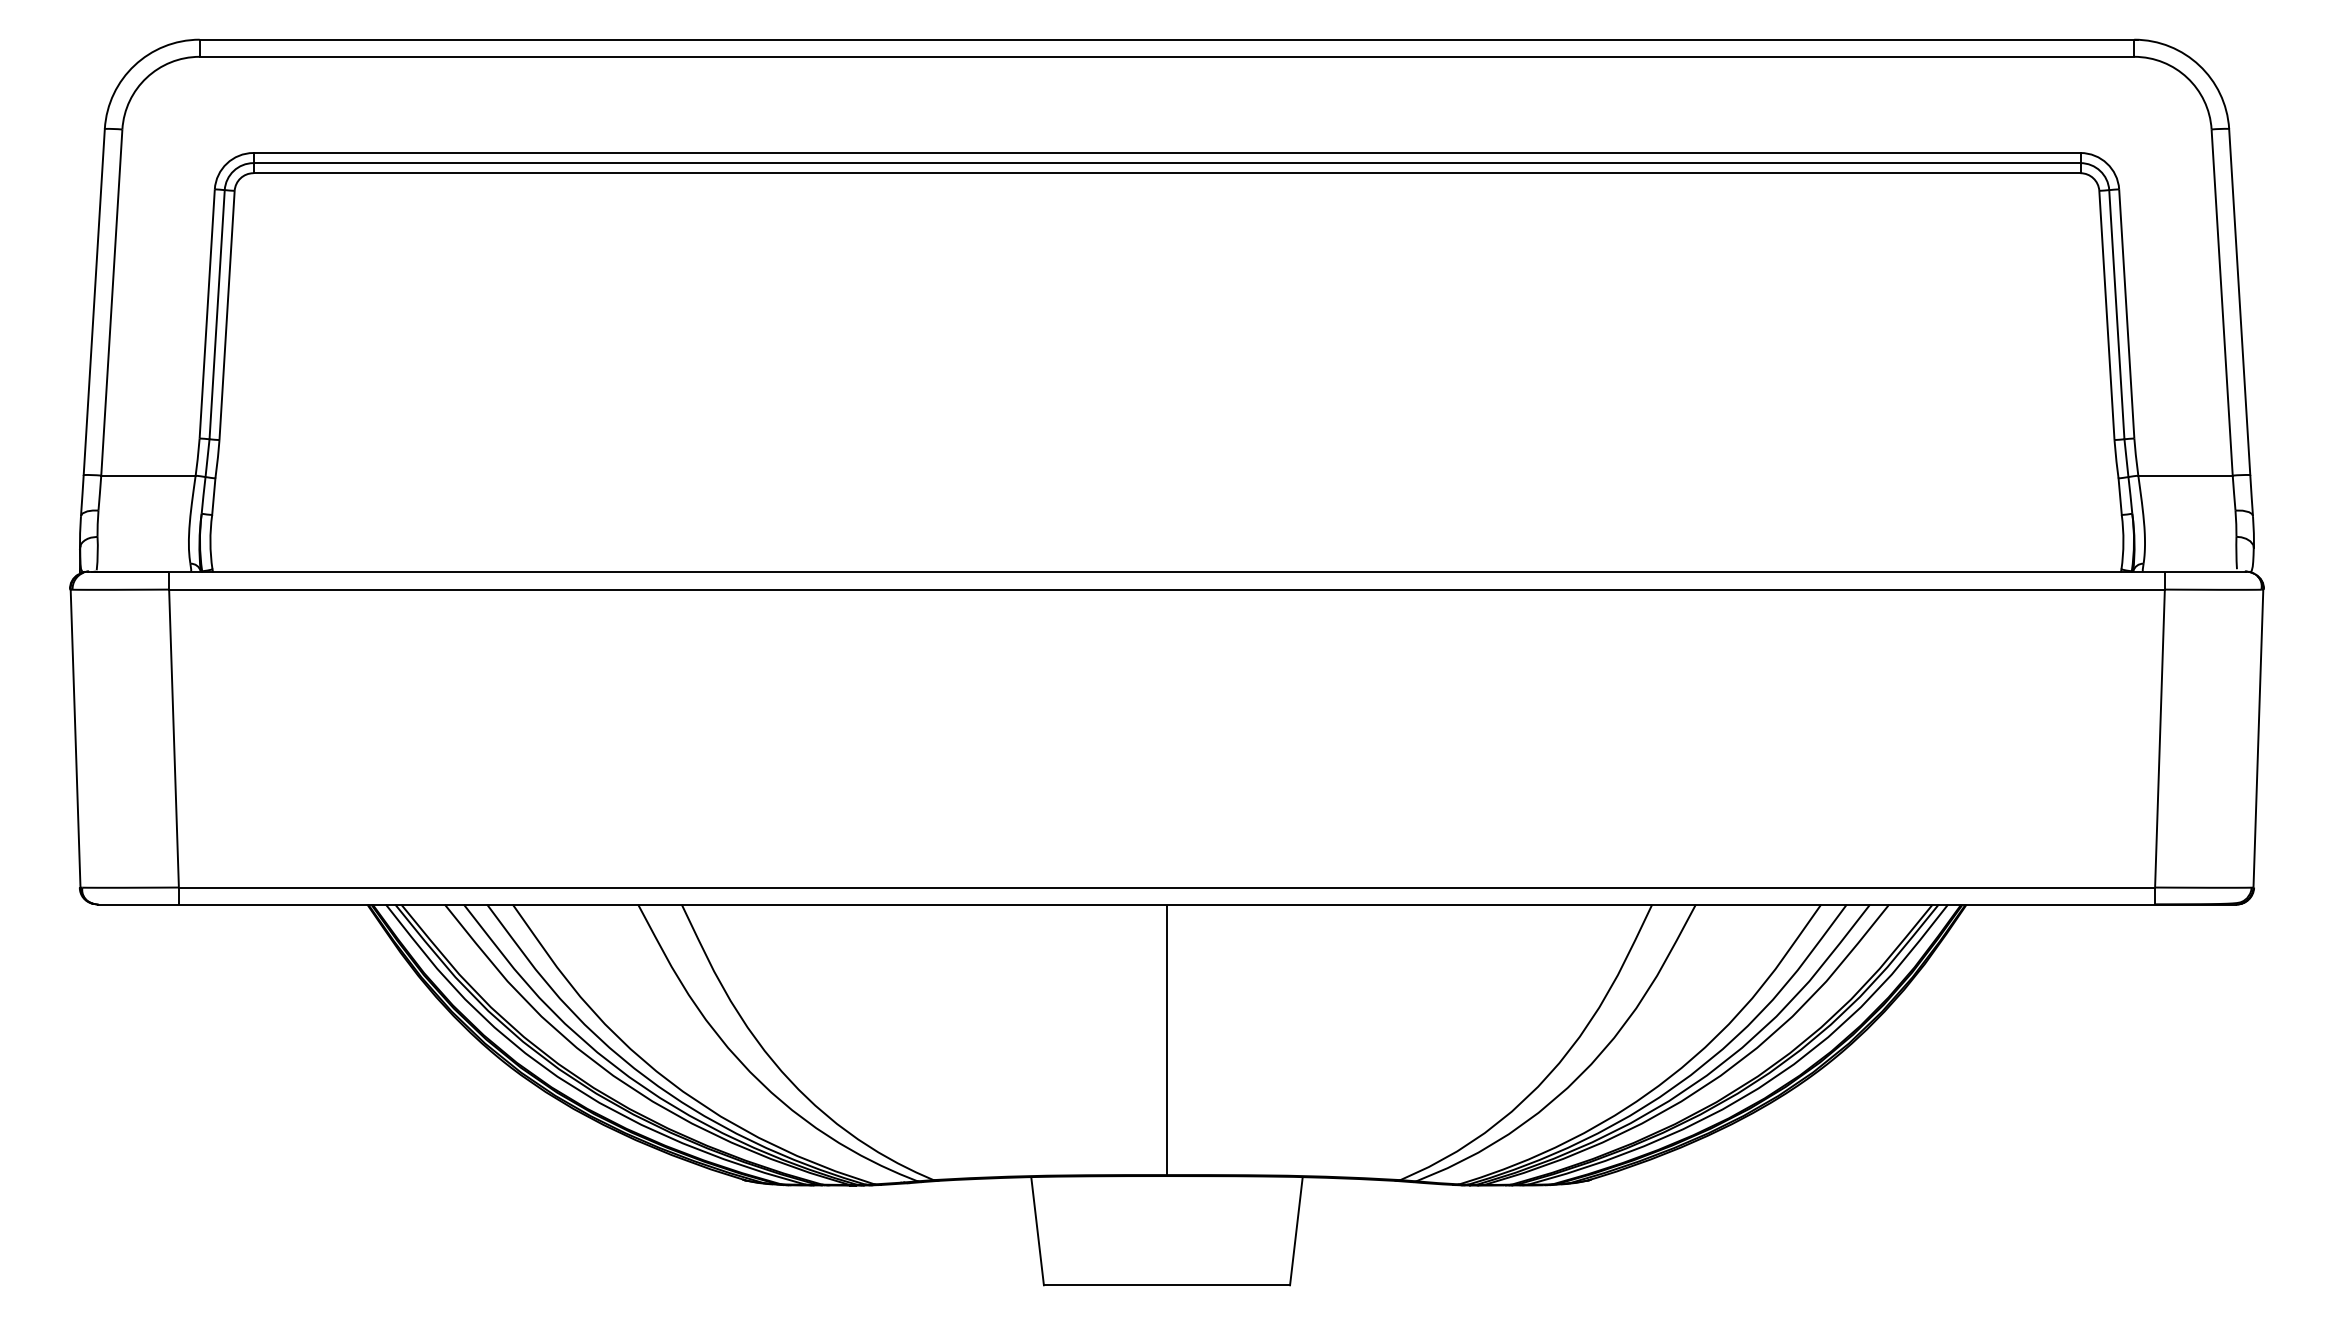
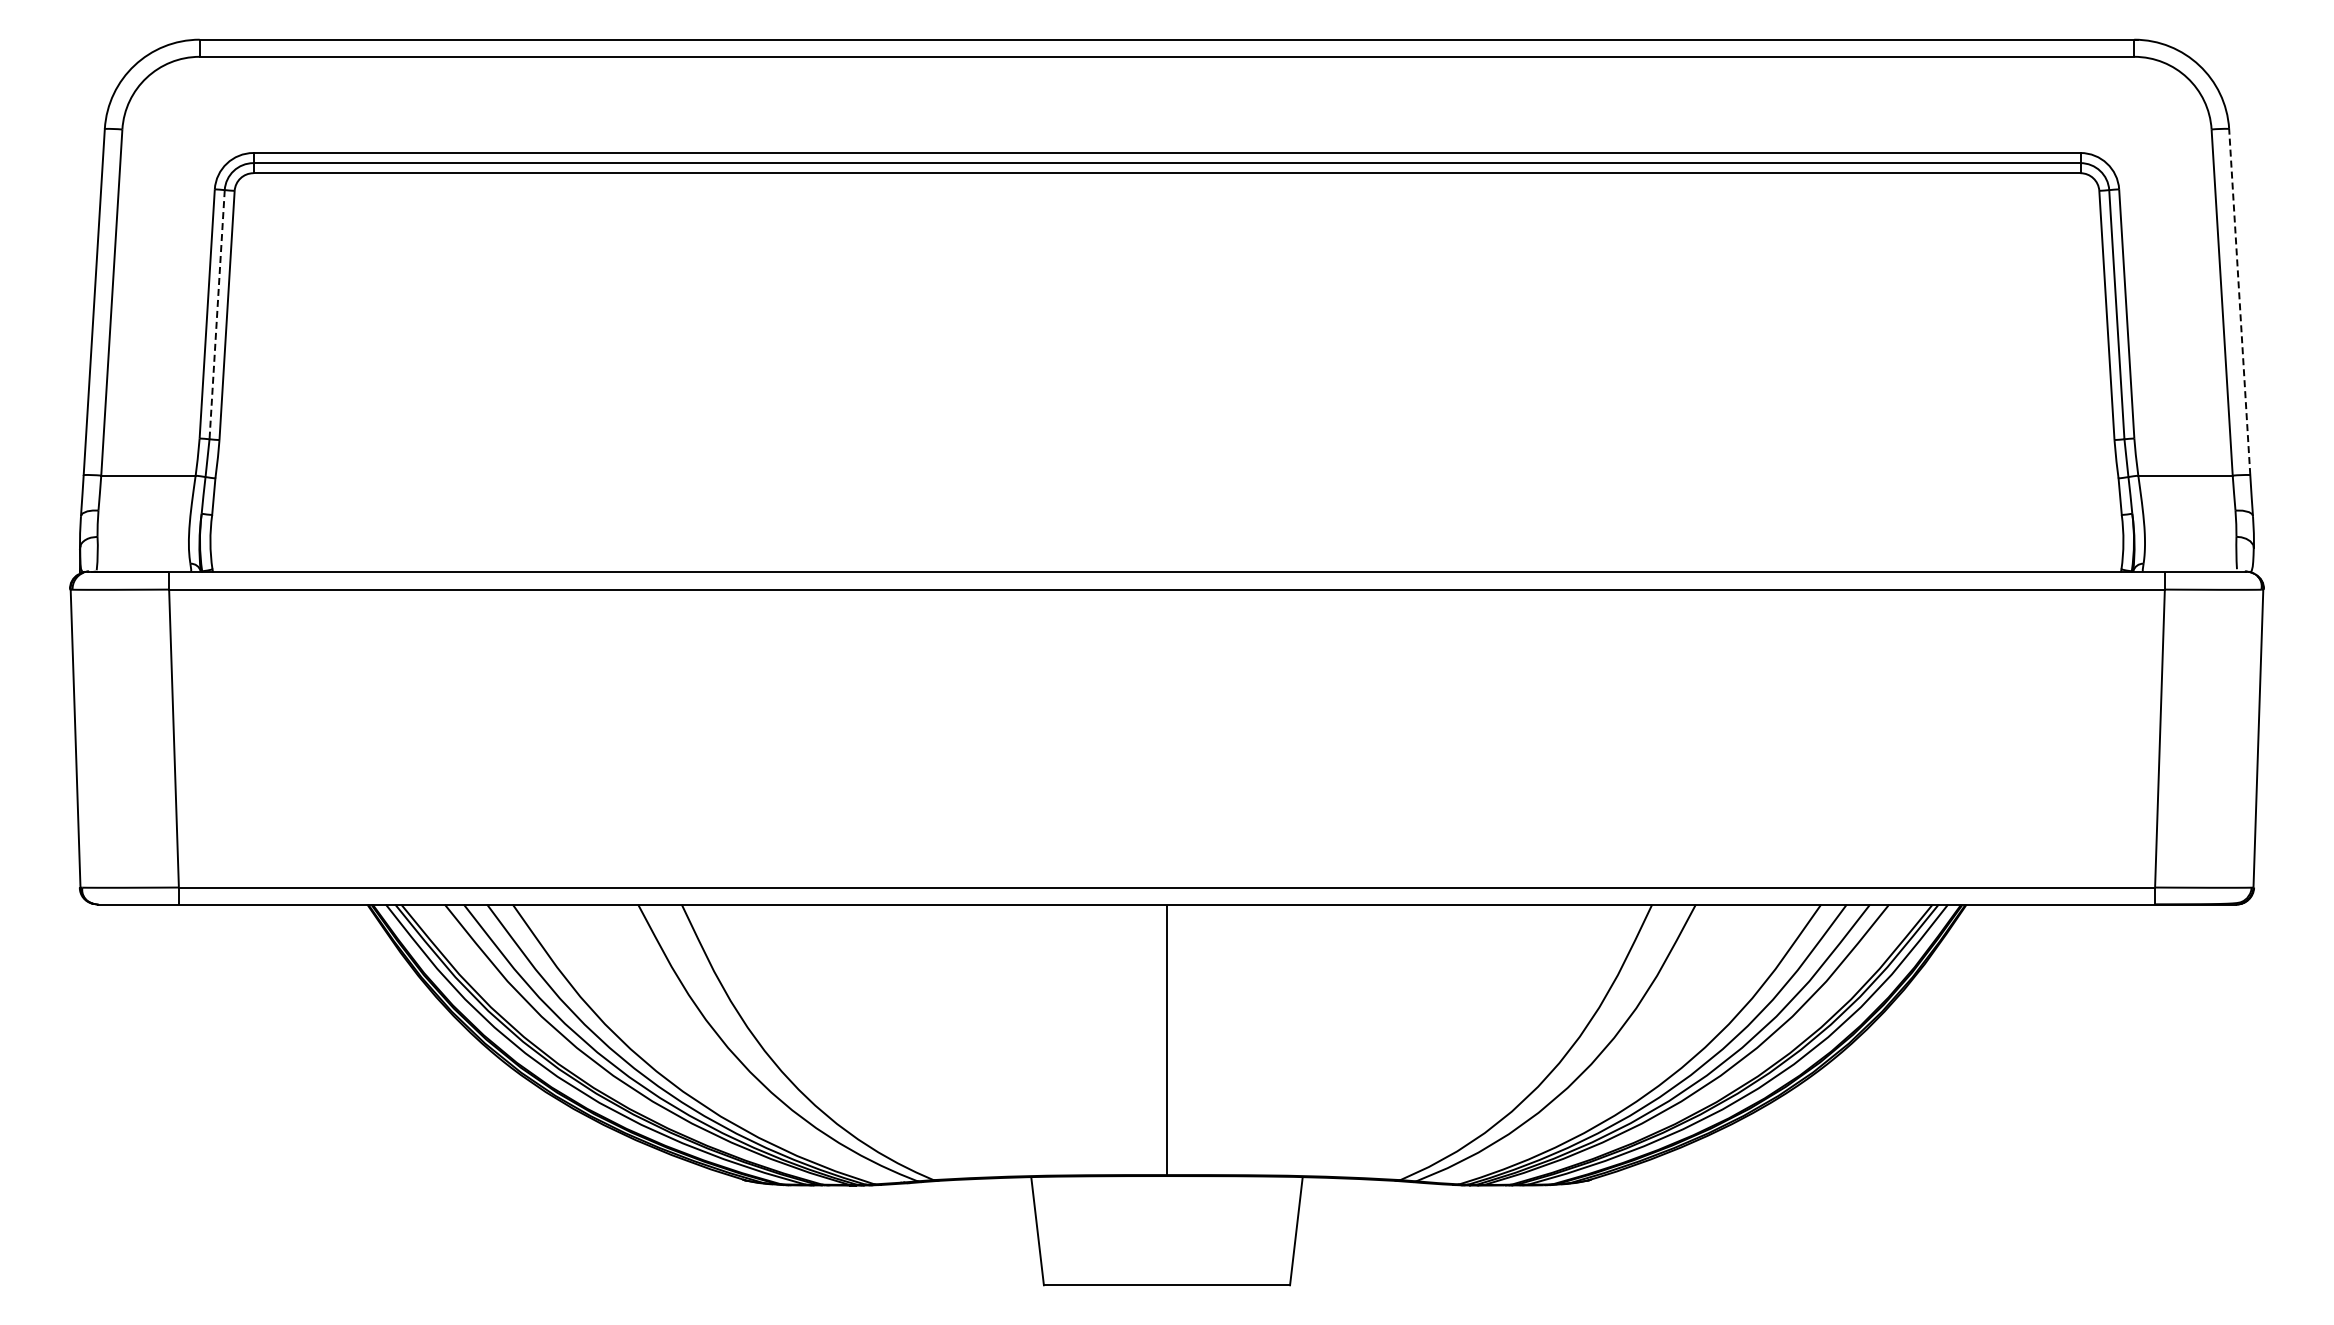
line: solid -> dashed (2239, 301)
line: solid -> dashed (217, 315)
